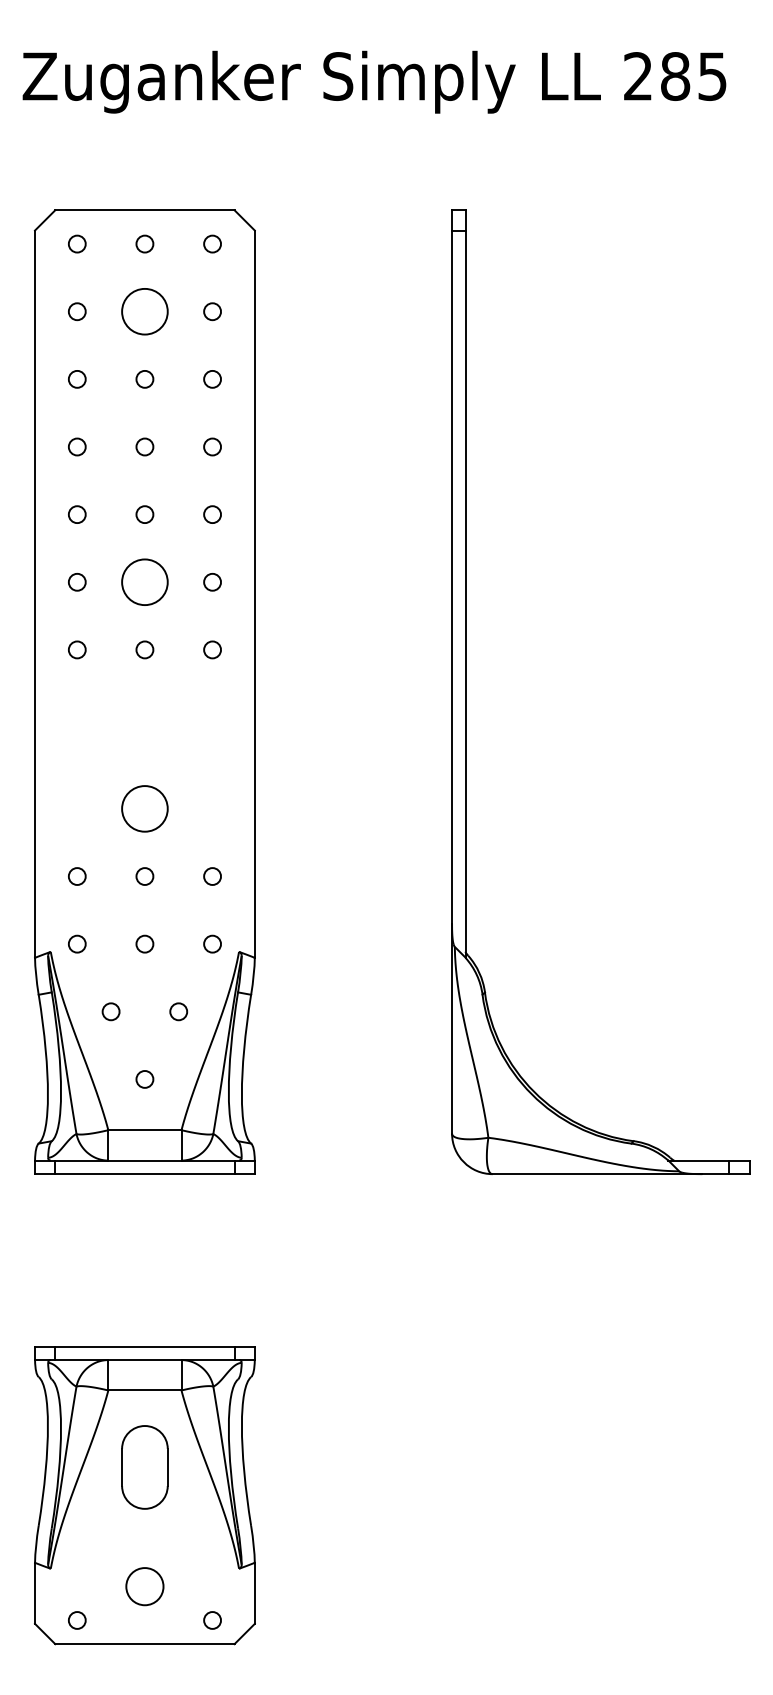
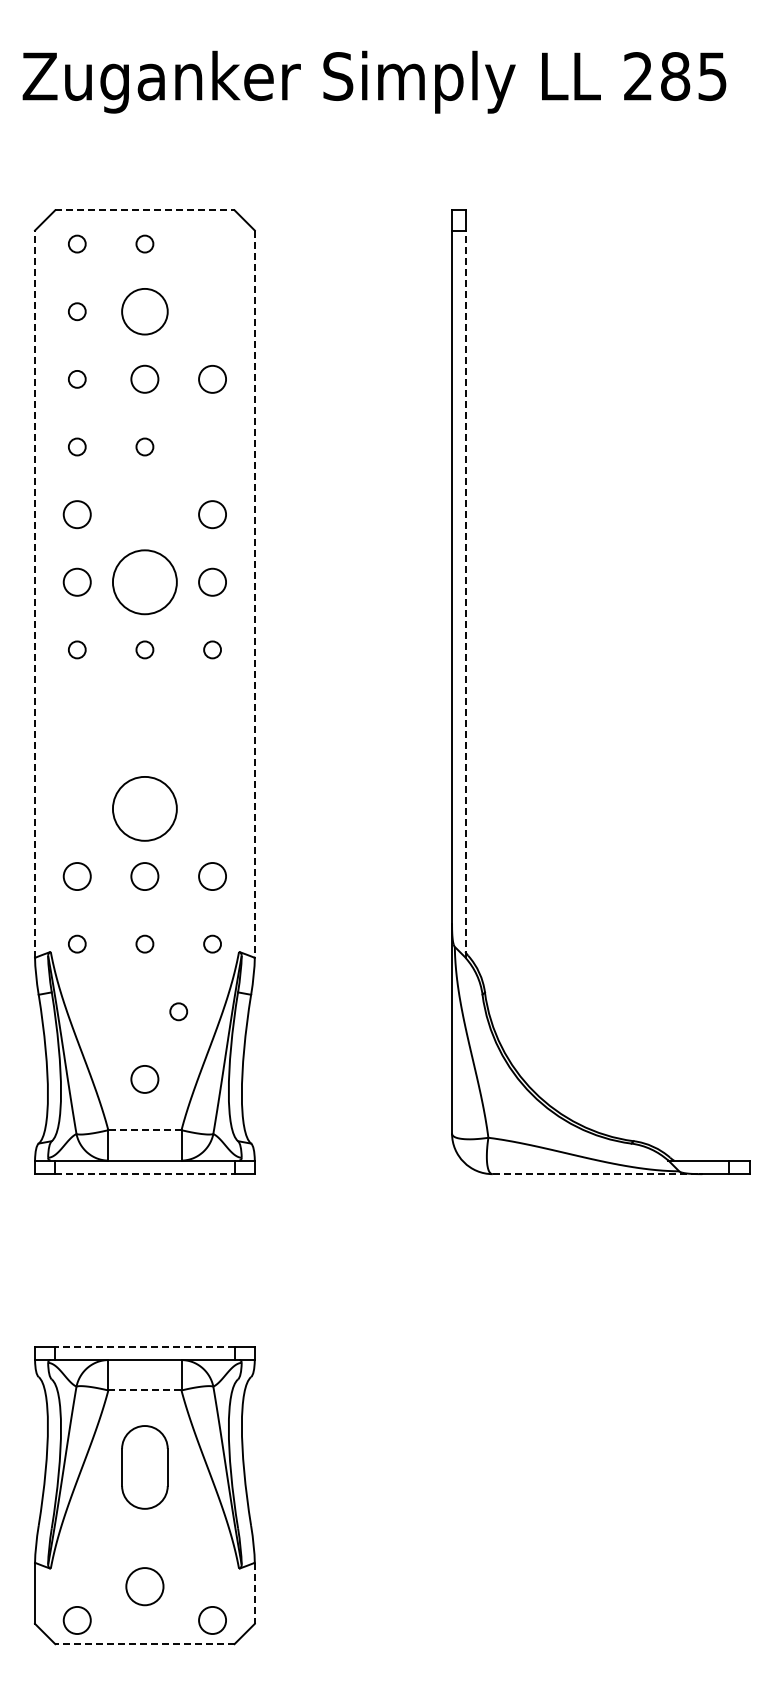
line: solid -> dashed (144, 210)
circle: present -> none (212, 243)
circle: present -> none (212, 311)
circle diameter: 17 px -> 27 px (212, 378)
circle size: 20x19 px -> 30x30 px (144, 378)
circle: present -> none (212, 446)
circle diameter: 17 px -> 27 px (76, 514)
circle: present -> none (144, 514)
circle diameter: 17 px -> 27 px (212, 514)
circle diameter: 17 px -> 27 px (76, 581)
circle diameter: 17 px -> 27 px (212, 581)
circle diameter: 46 px -> 64 px (144, 582)
line: solid -> dashed (35, 594)
line: solid -> dashed (254, 594)
line: solid -> dashed (465, 594)
circle diameter: 46 px -> 64 px (144, 808)
circle diameter: 17 px -> 27 px (76, 876)
circle size: 20x19 px -> 30x29 px (144, 876)
circle diameter: 17 px -> 27 px (212, 876)
circle: present -> none (110, 1011)
circle size: 20x19 px -> 30x29 px (144, 1079)
line: solid -> dashed (144, 1130)
line: solid -> dashed (144, 1174)
line: solid -> dashed (596, 1174)
line: solid -> dashed (144, 1346)
line: solid -> dashed (144, 1390)
line: solid -> dashed (254, 1593)
circle diameter: 17 px -> 27 px (76, 1620)
circle diameter: 17 px -> 27 px (212, 1620)
line: solid -> dashed (144, 1644)
